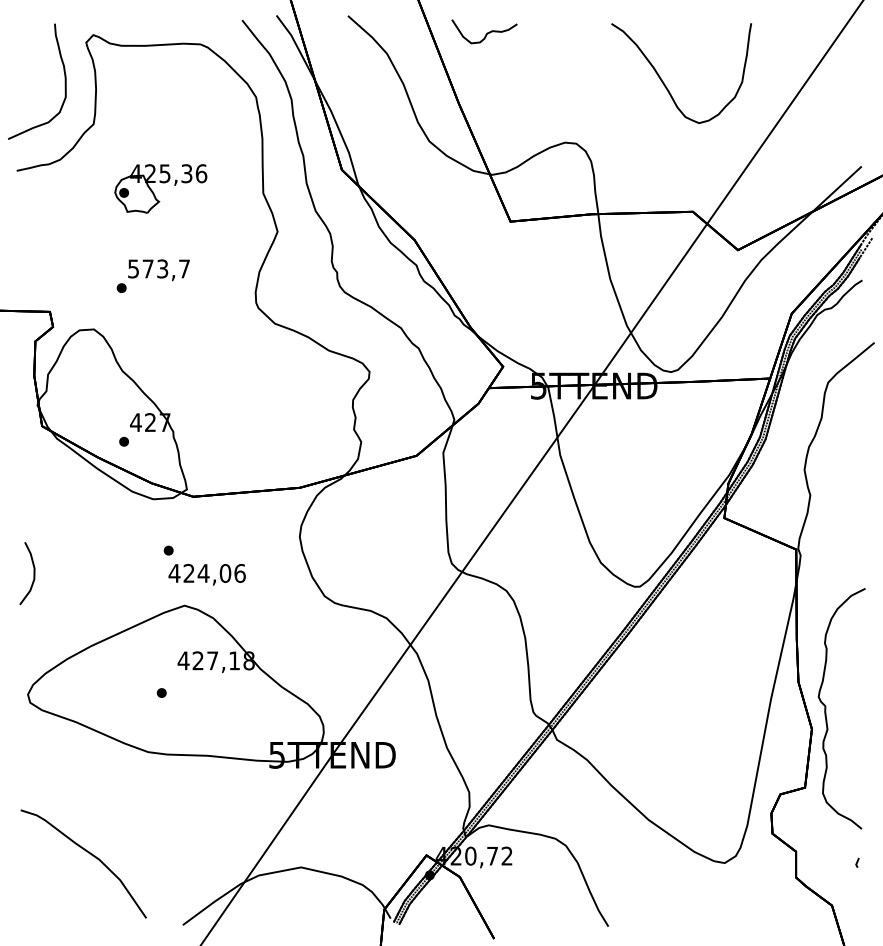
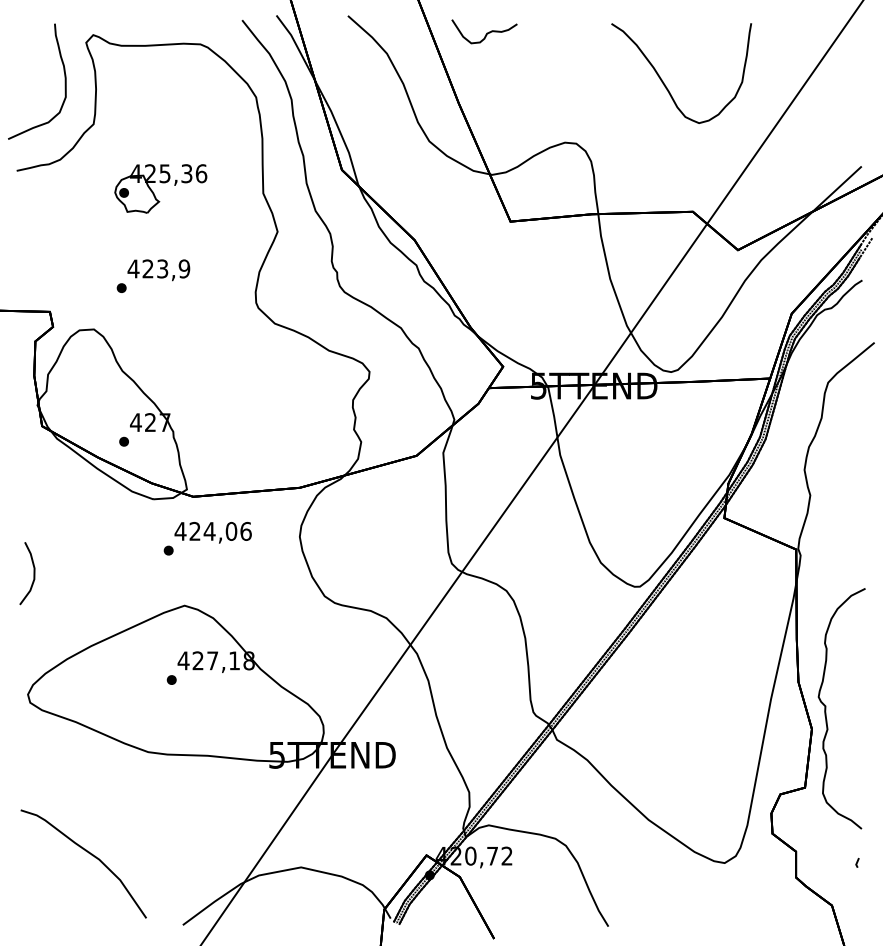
text: 573,7 -> 423,9 (158, 268)
text position: (206, 574) -> (212, 532) (212, 532)
part position: (161, 692) -> (171, 679) (171, 679)
